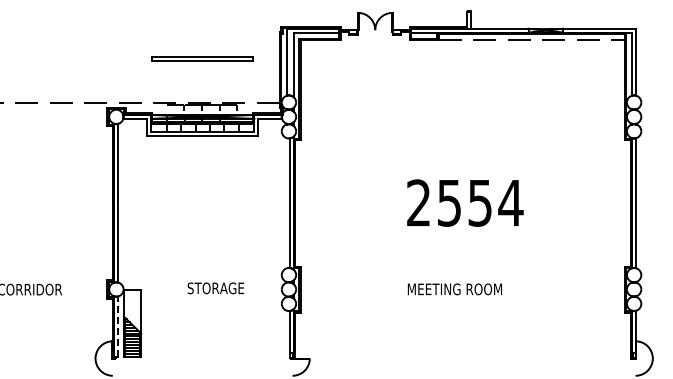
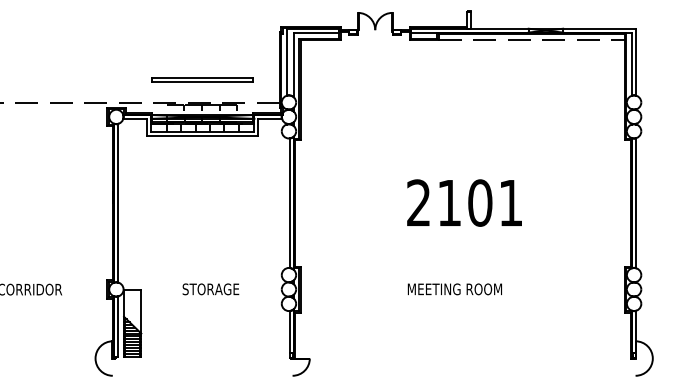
part position: (202, 58) -> (202, 79) (202, 79)
text: 2554 -> 2101 (480, 202)
text position: (215, 288) -> (210, 289) (210, 289)
line: dashed -> solid (118, 326)
